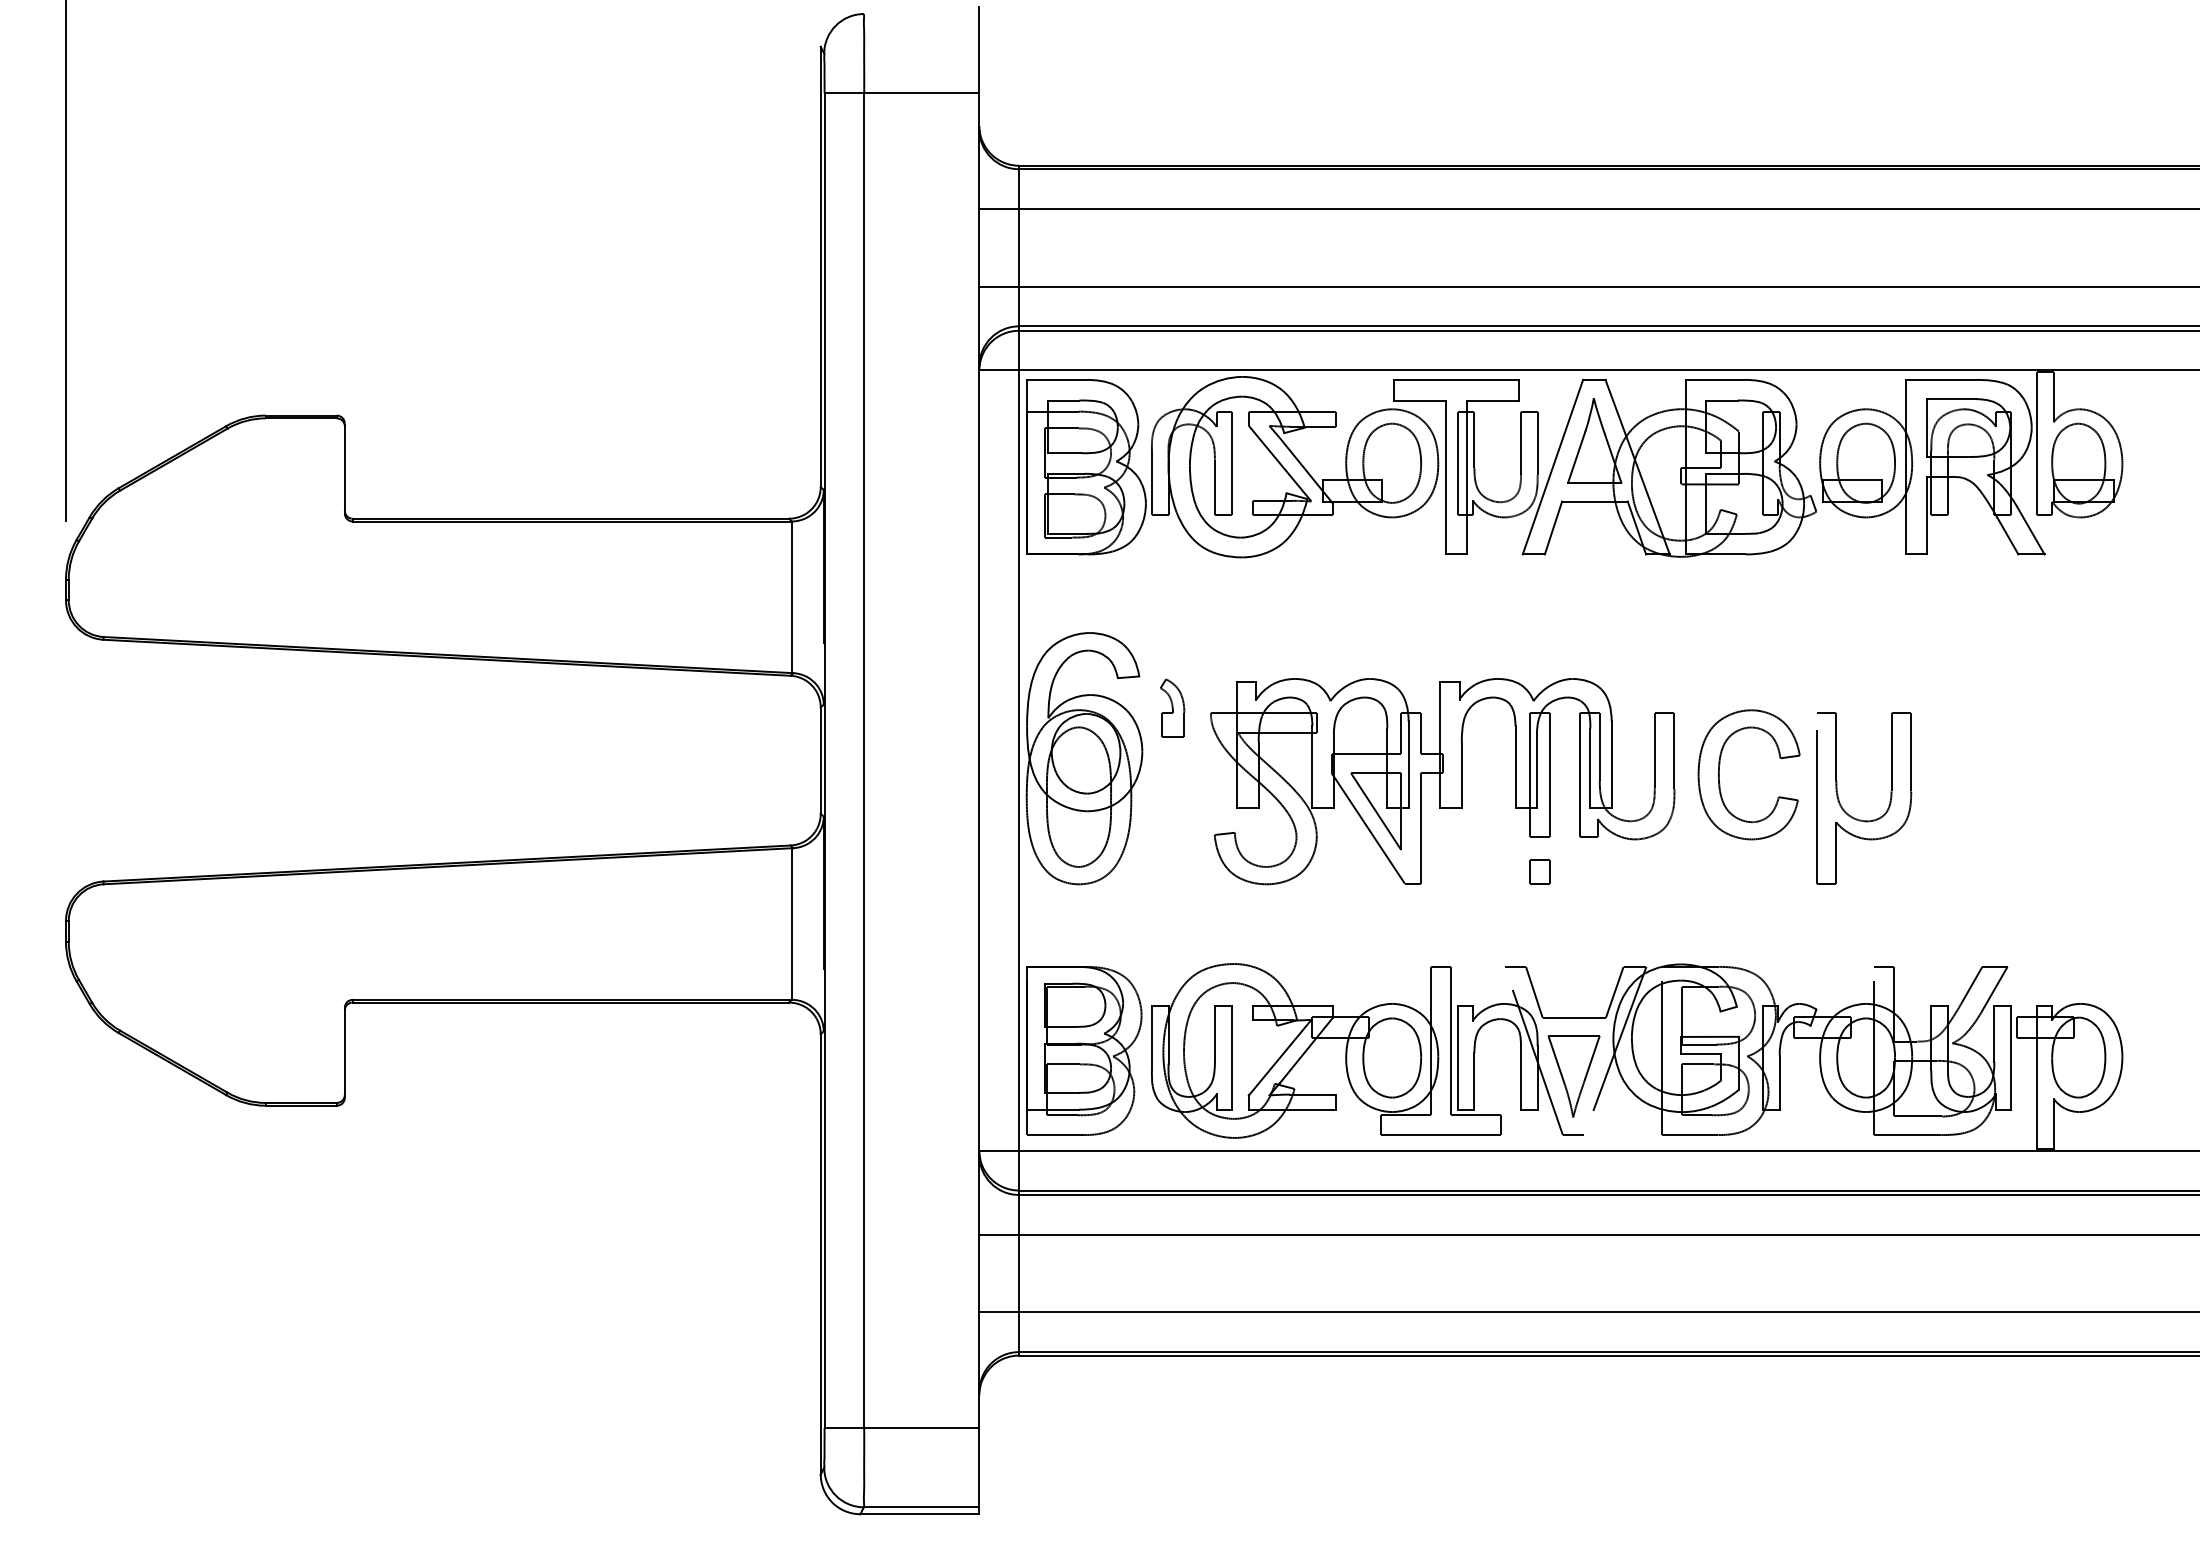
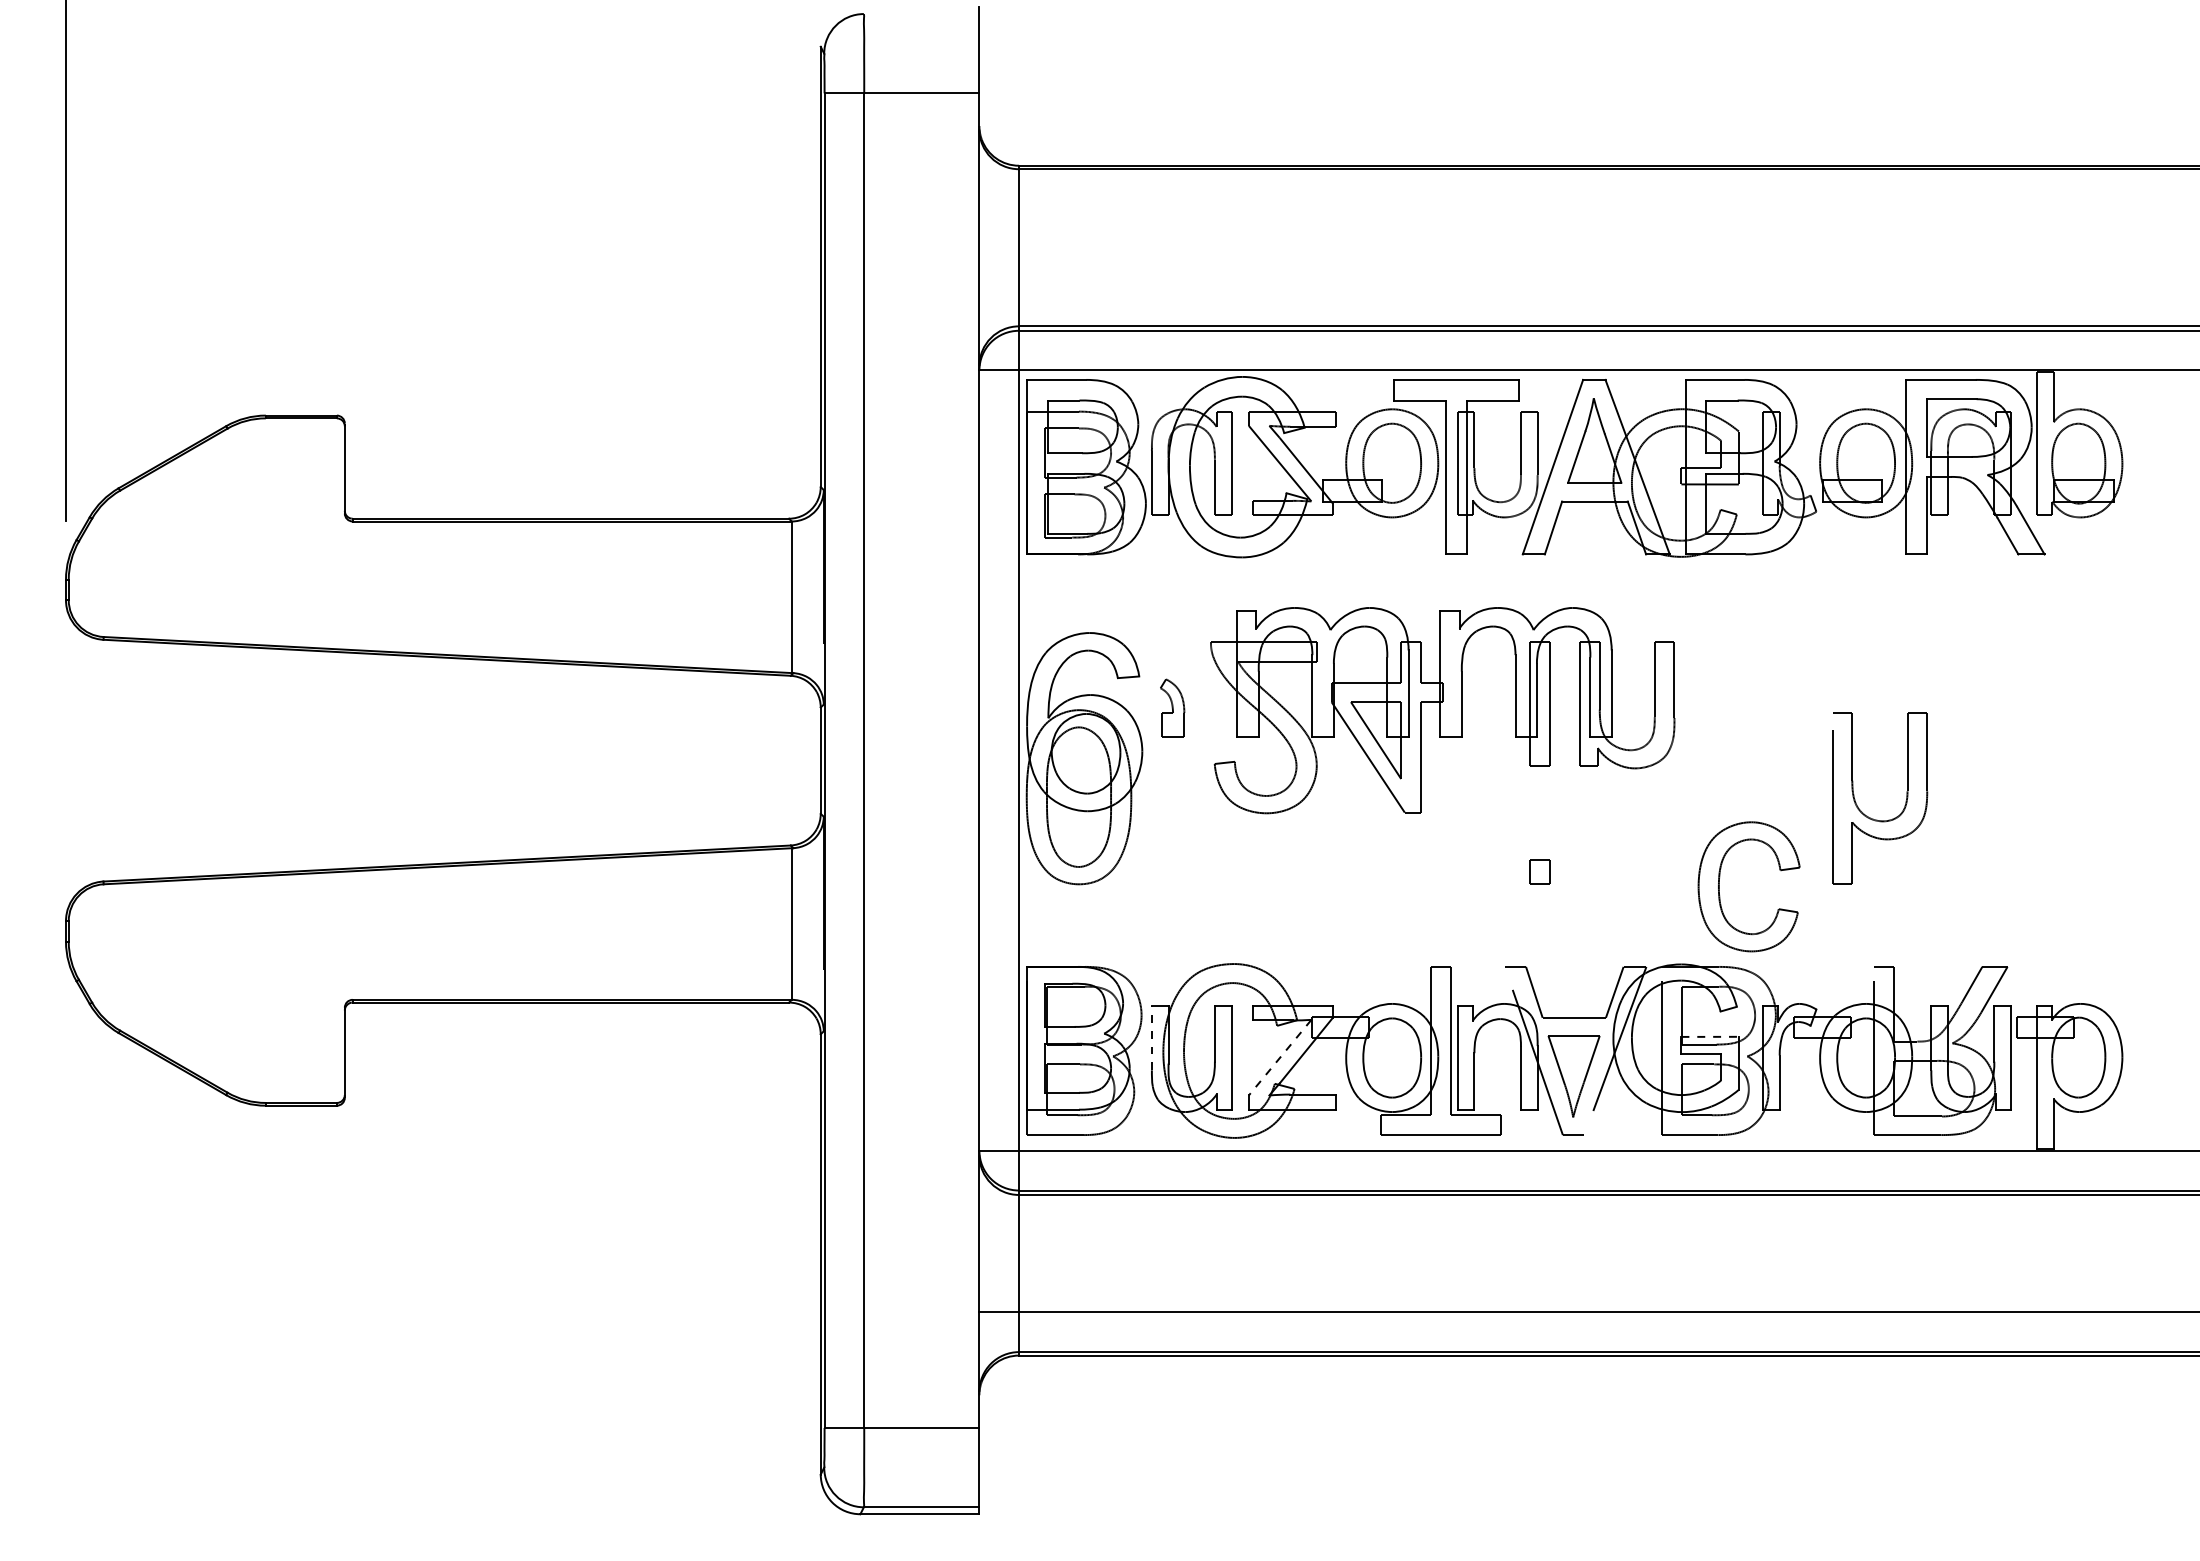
line: present -> none (1587, 208)
line: present -> none (1587, 286)
part position: (1719, 774) -> (1719, 886) (1719, 886)
part position: (1442, 781) -> (1442, 710) (1442, 710)
part position: (1857, 818) -> (1873, 818) (1873, 818)
line: solid -> dashed (1710, 1036)
line: solid -> dashed (1151, 1037)
line: solid -> dashed (1279, 1058)
line: present -> none (1587, 1234)
